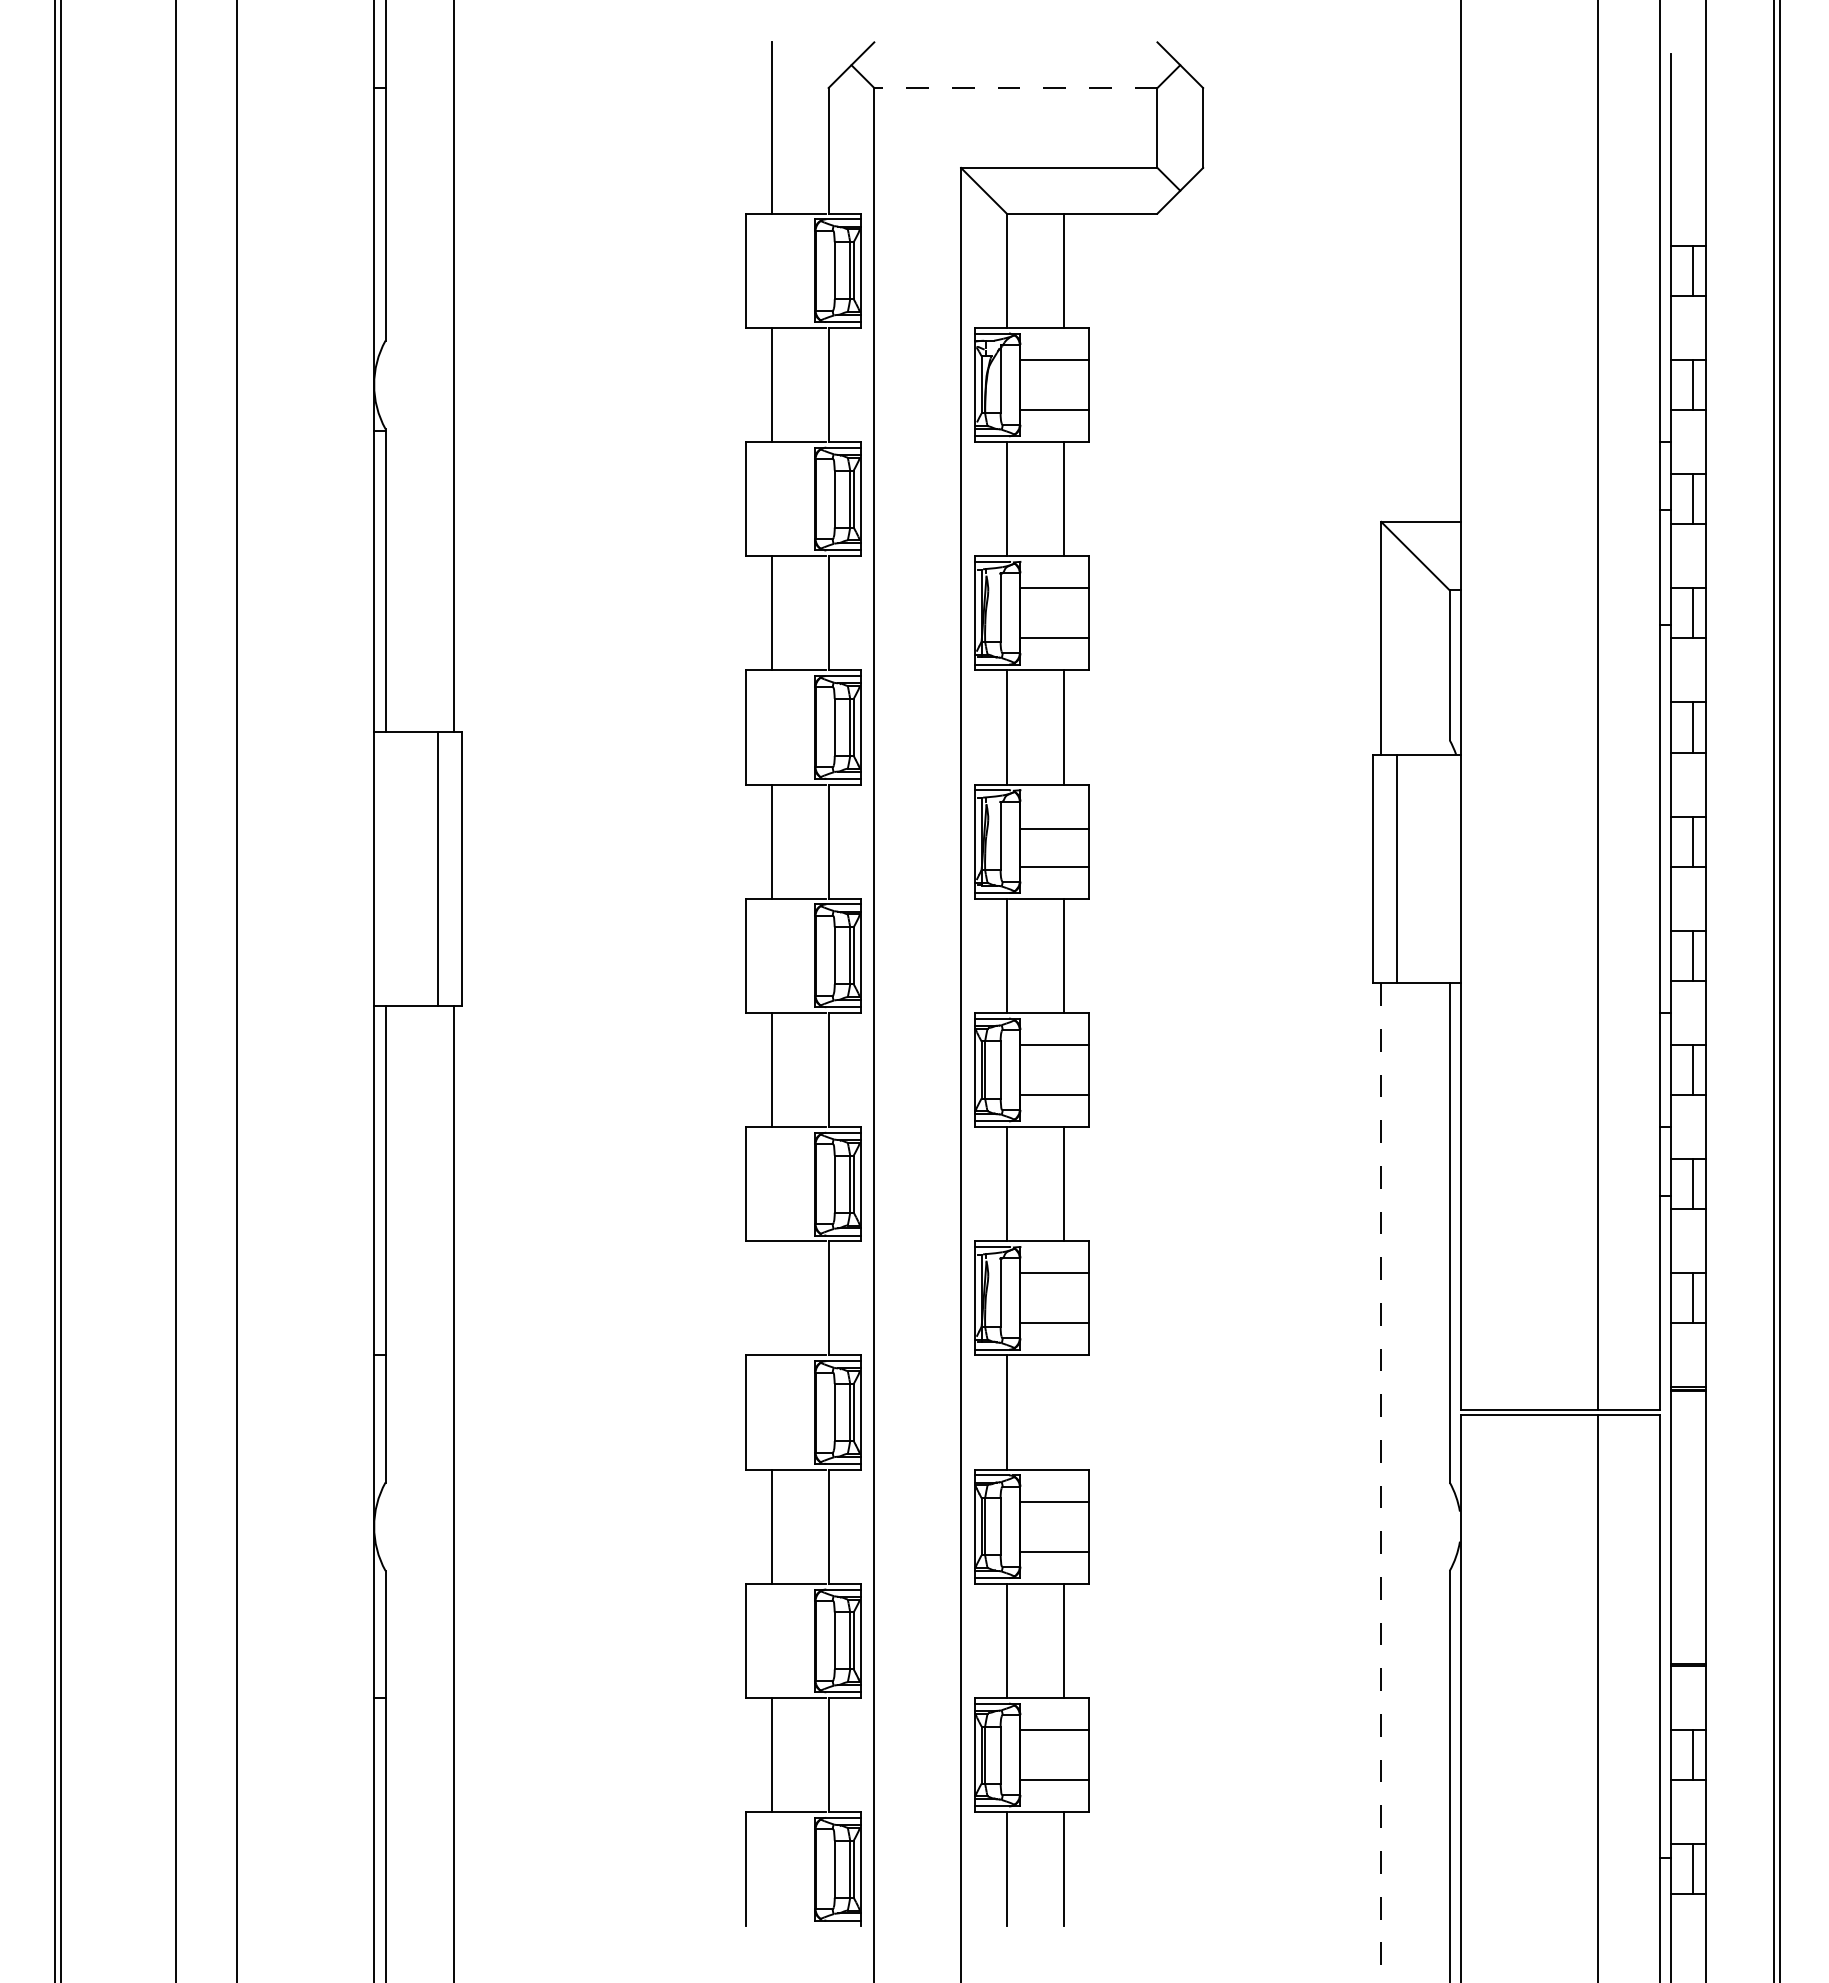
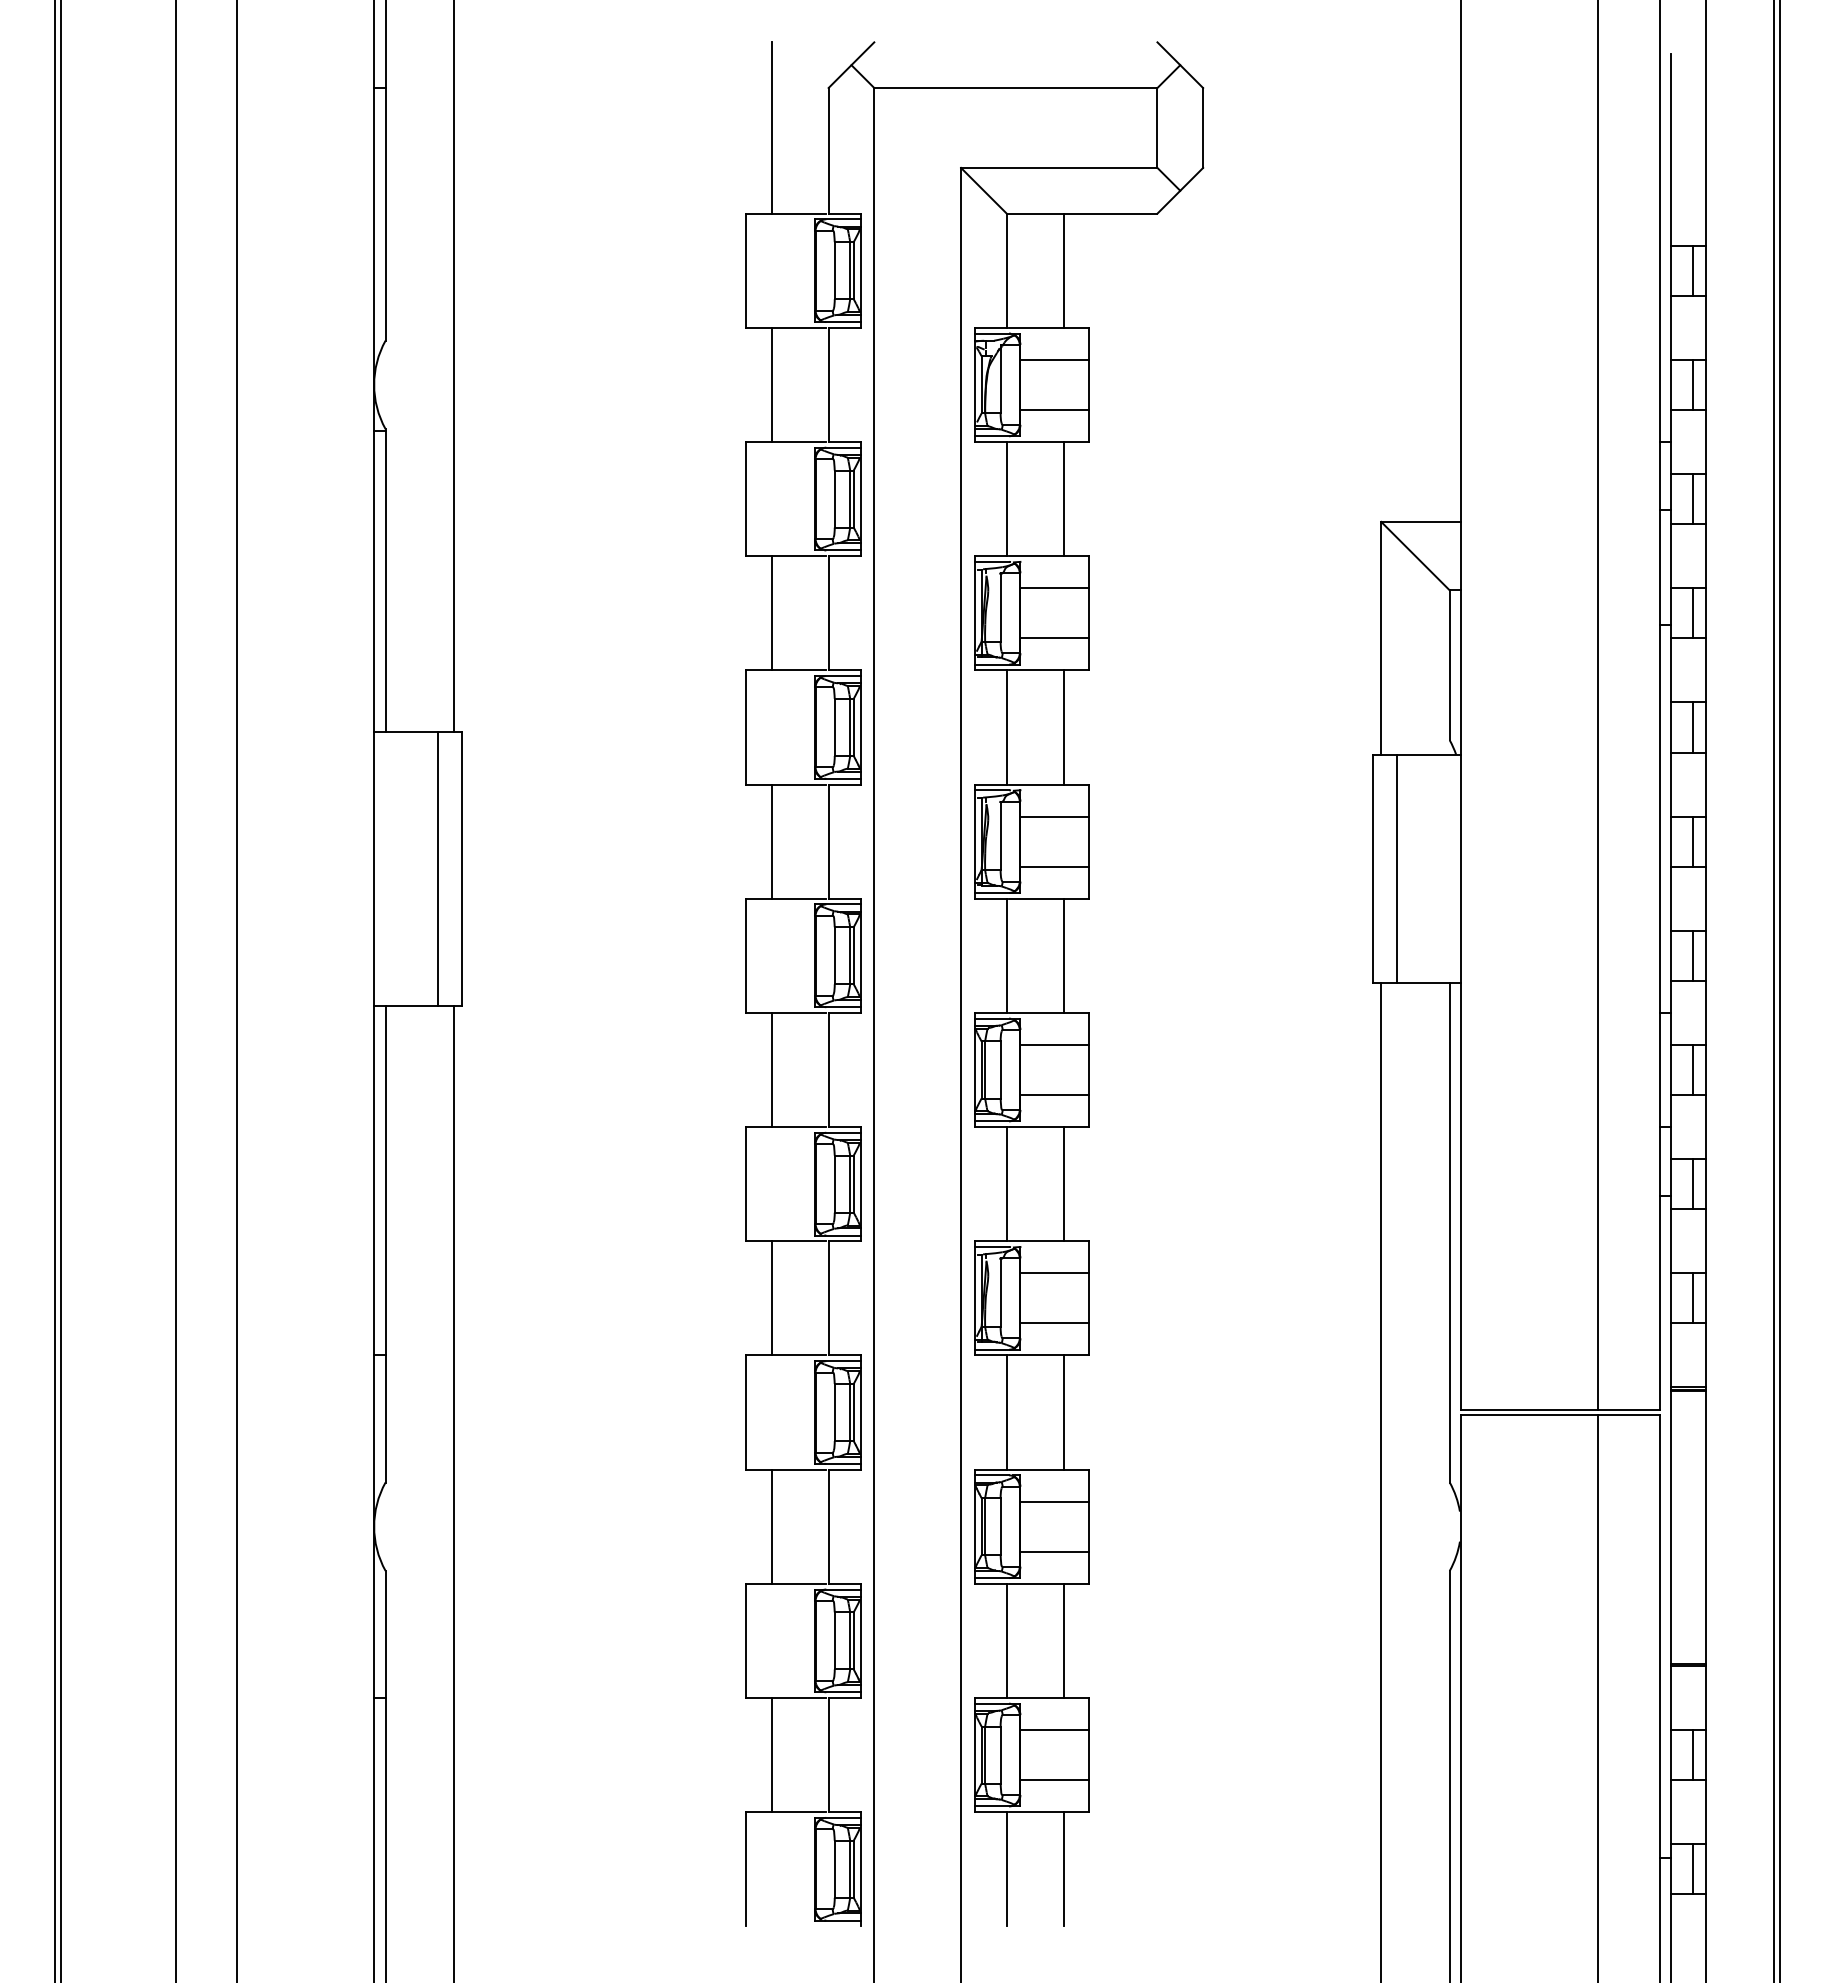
line: dashed -> solid (1015, 88)
line position: (1054, 828) -> (1054, 816) (1054, 816)
line: none -> present (771, 1298)
line: none -> present (1063, 1412)
line: dashed -> solid (1381, 1482)
